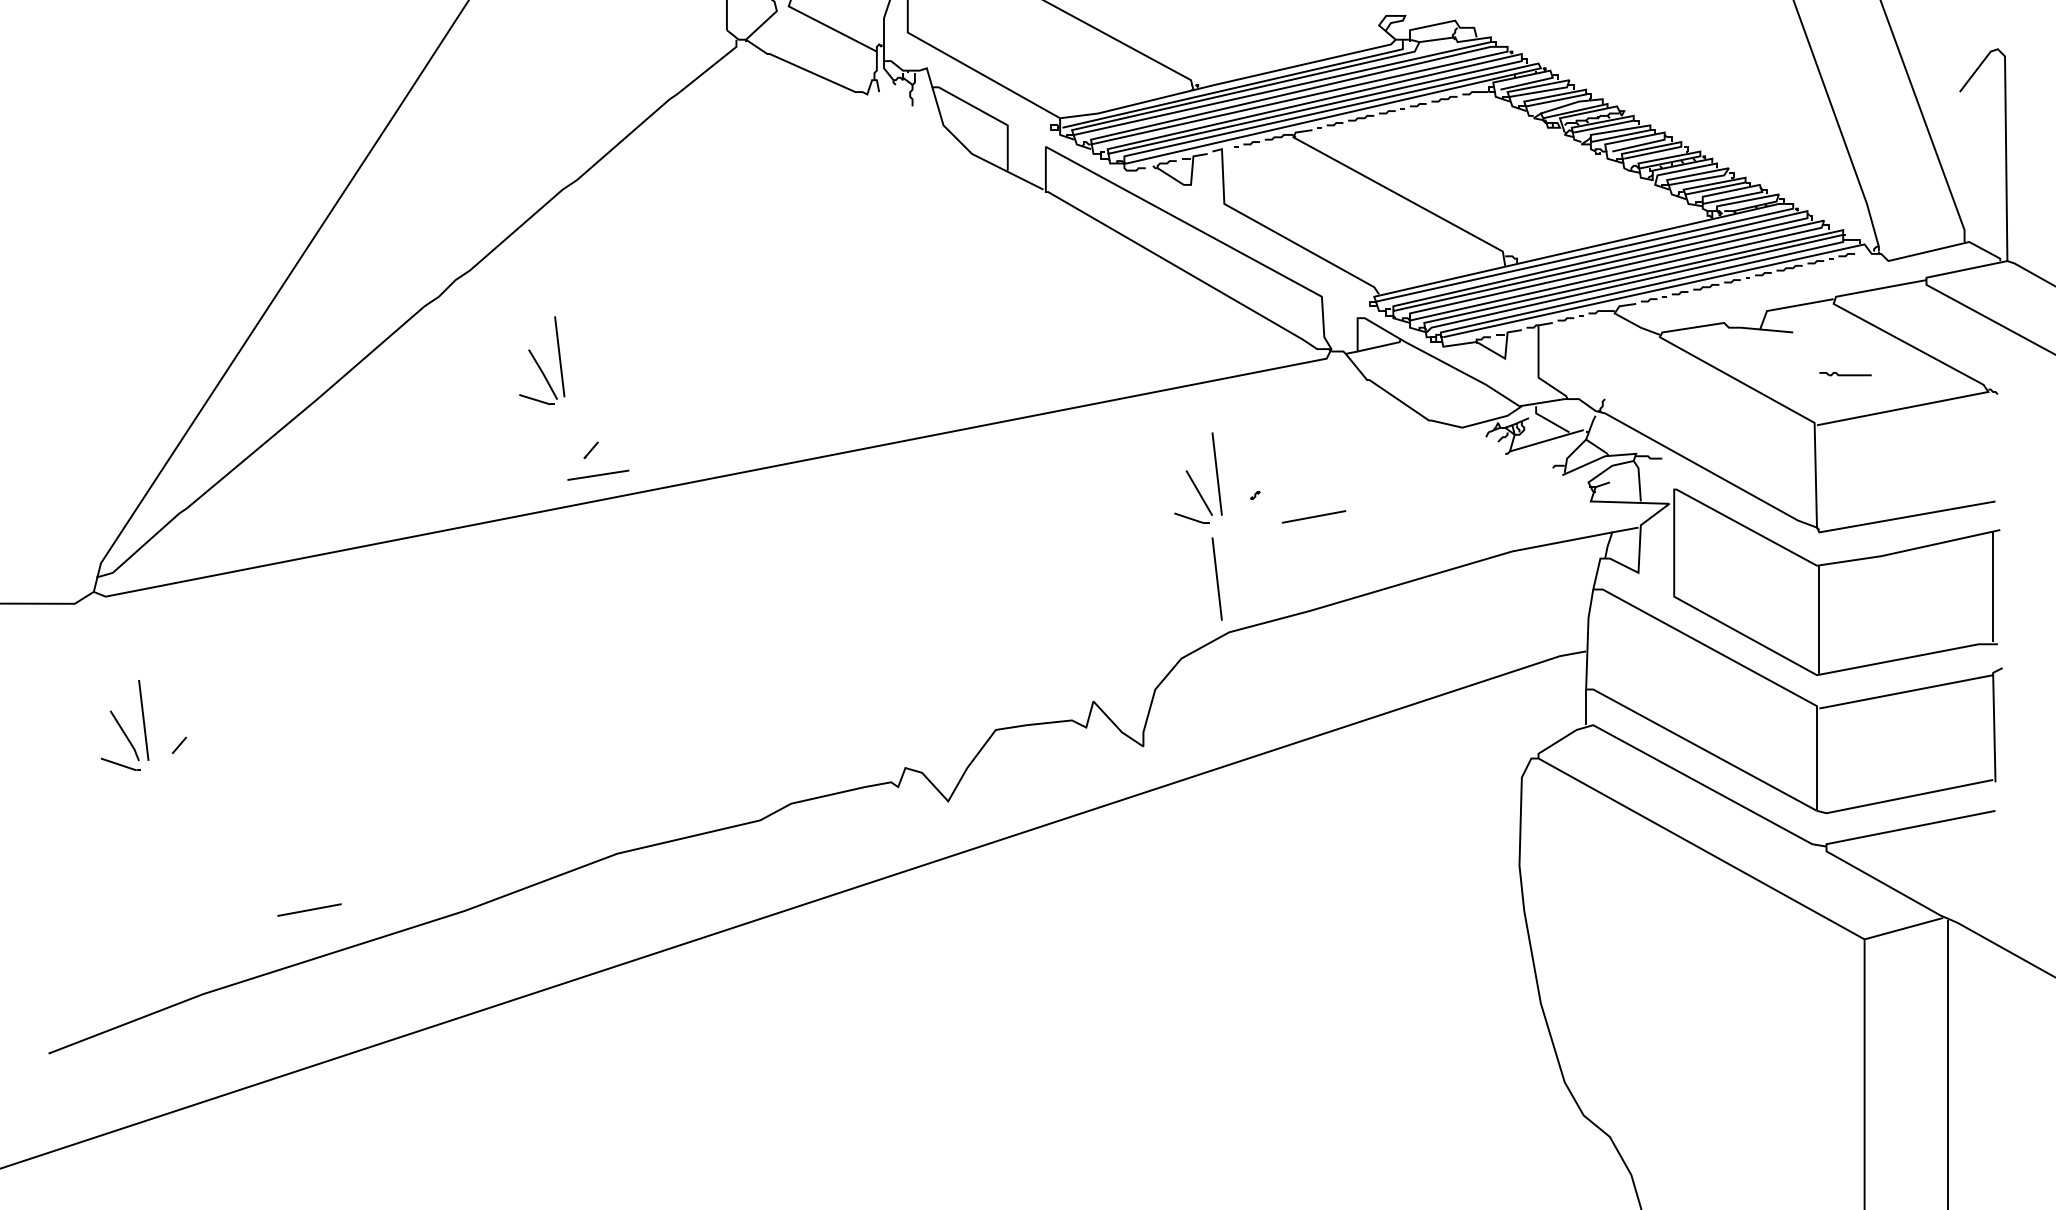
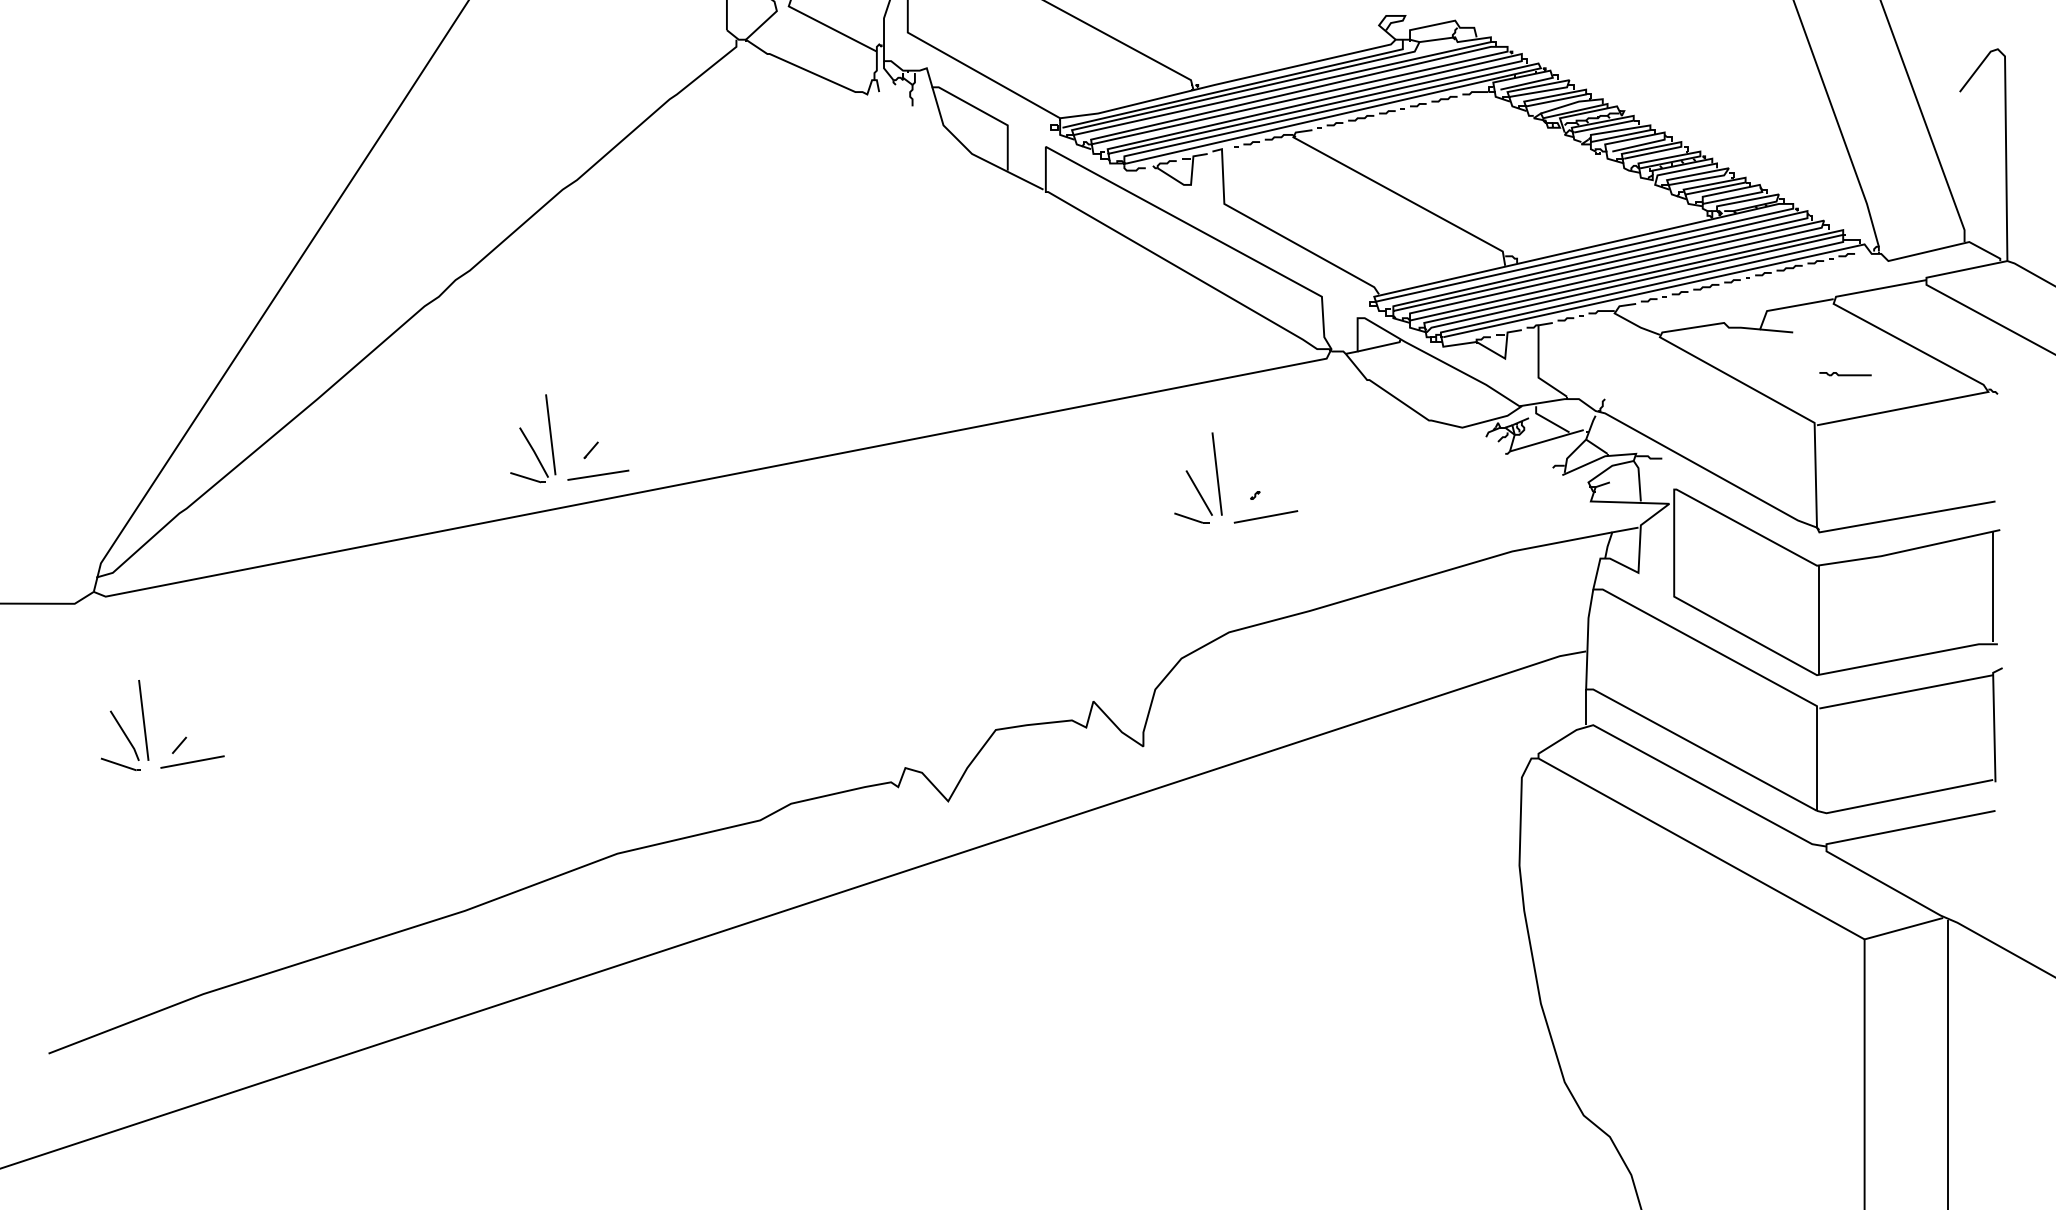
part position: (542, 360) -> (533, 438) (533, 438)
line position: (1313, 516) -> (1265, 516) (1265, 516)
line: present -> none (1216, 578)
line position: (309, 909) -> (192, 761) (192, 761)
